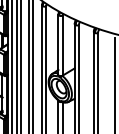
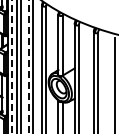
line: solid -> dashed (12, 67)
line: solid -> dashed (28, 67)
